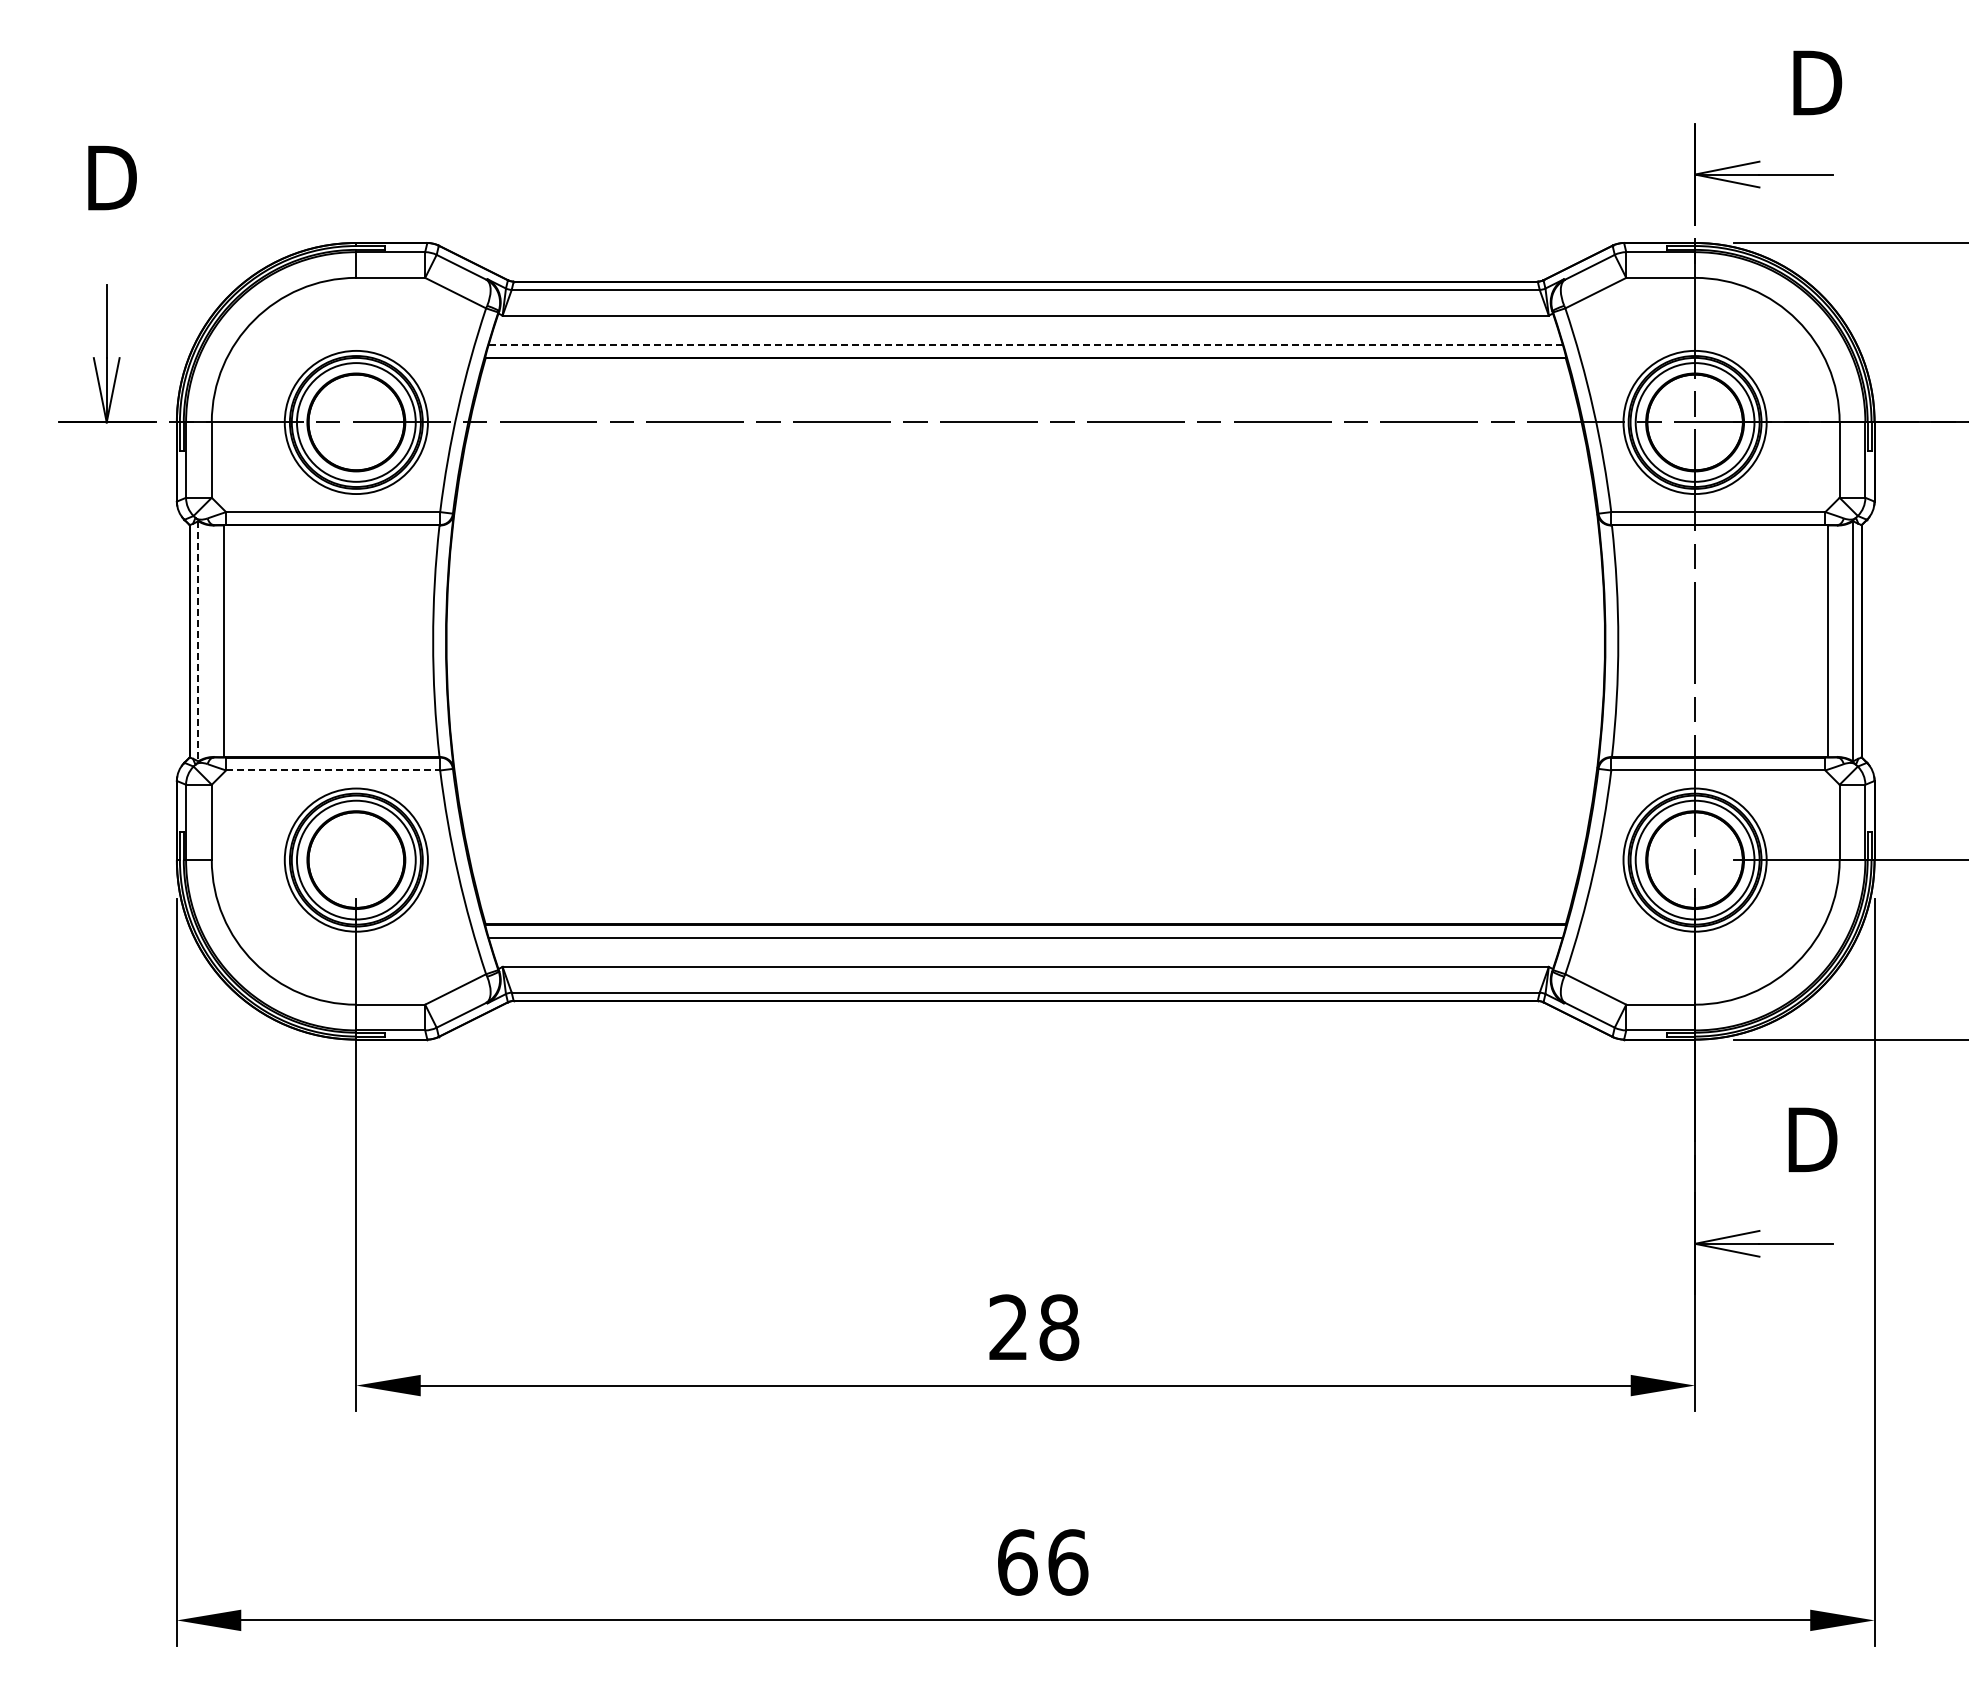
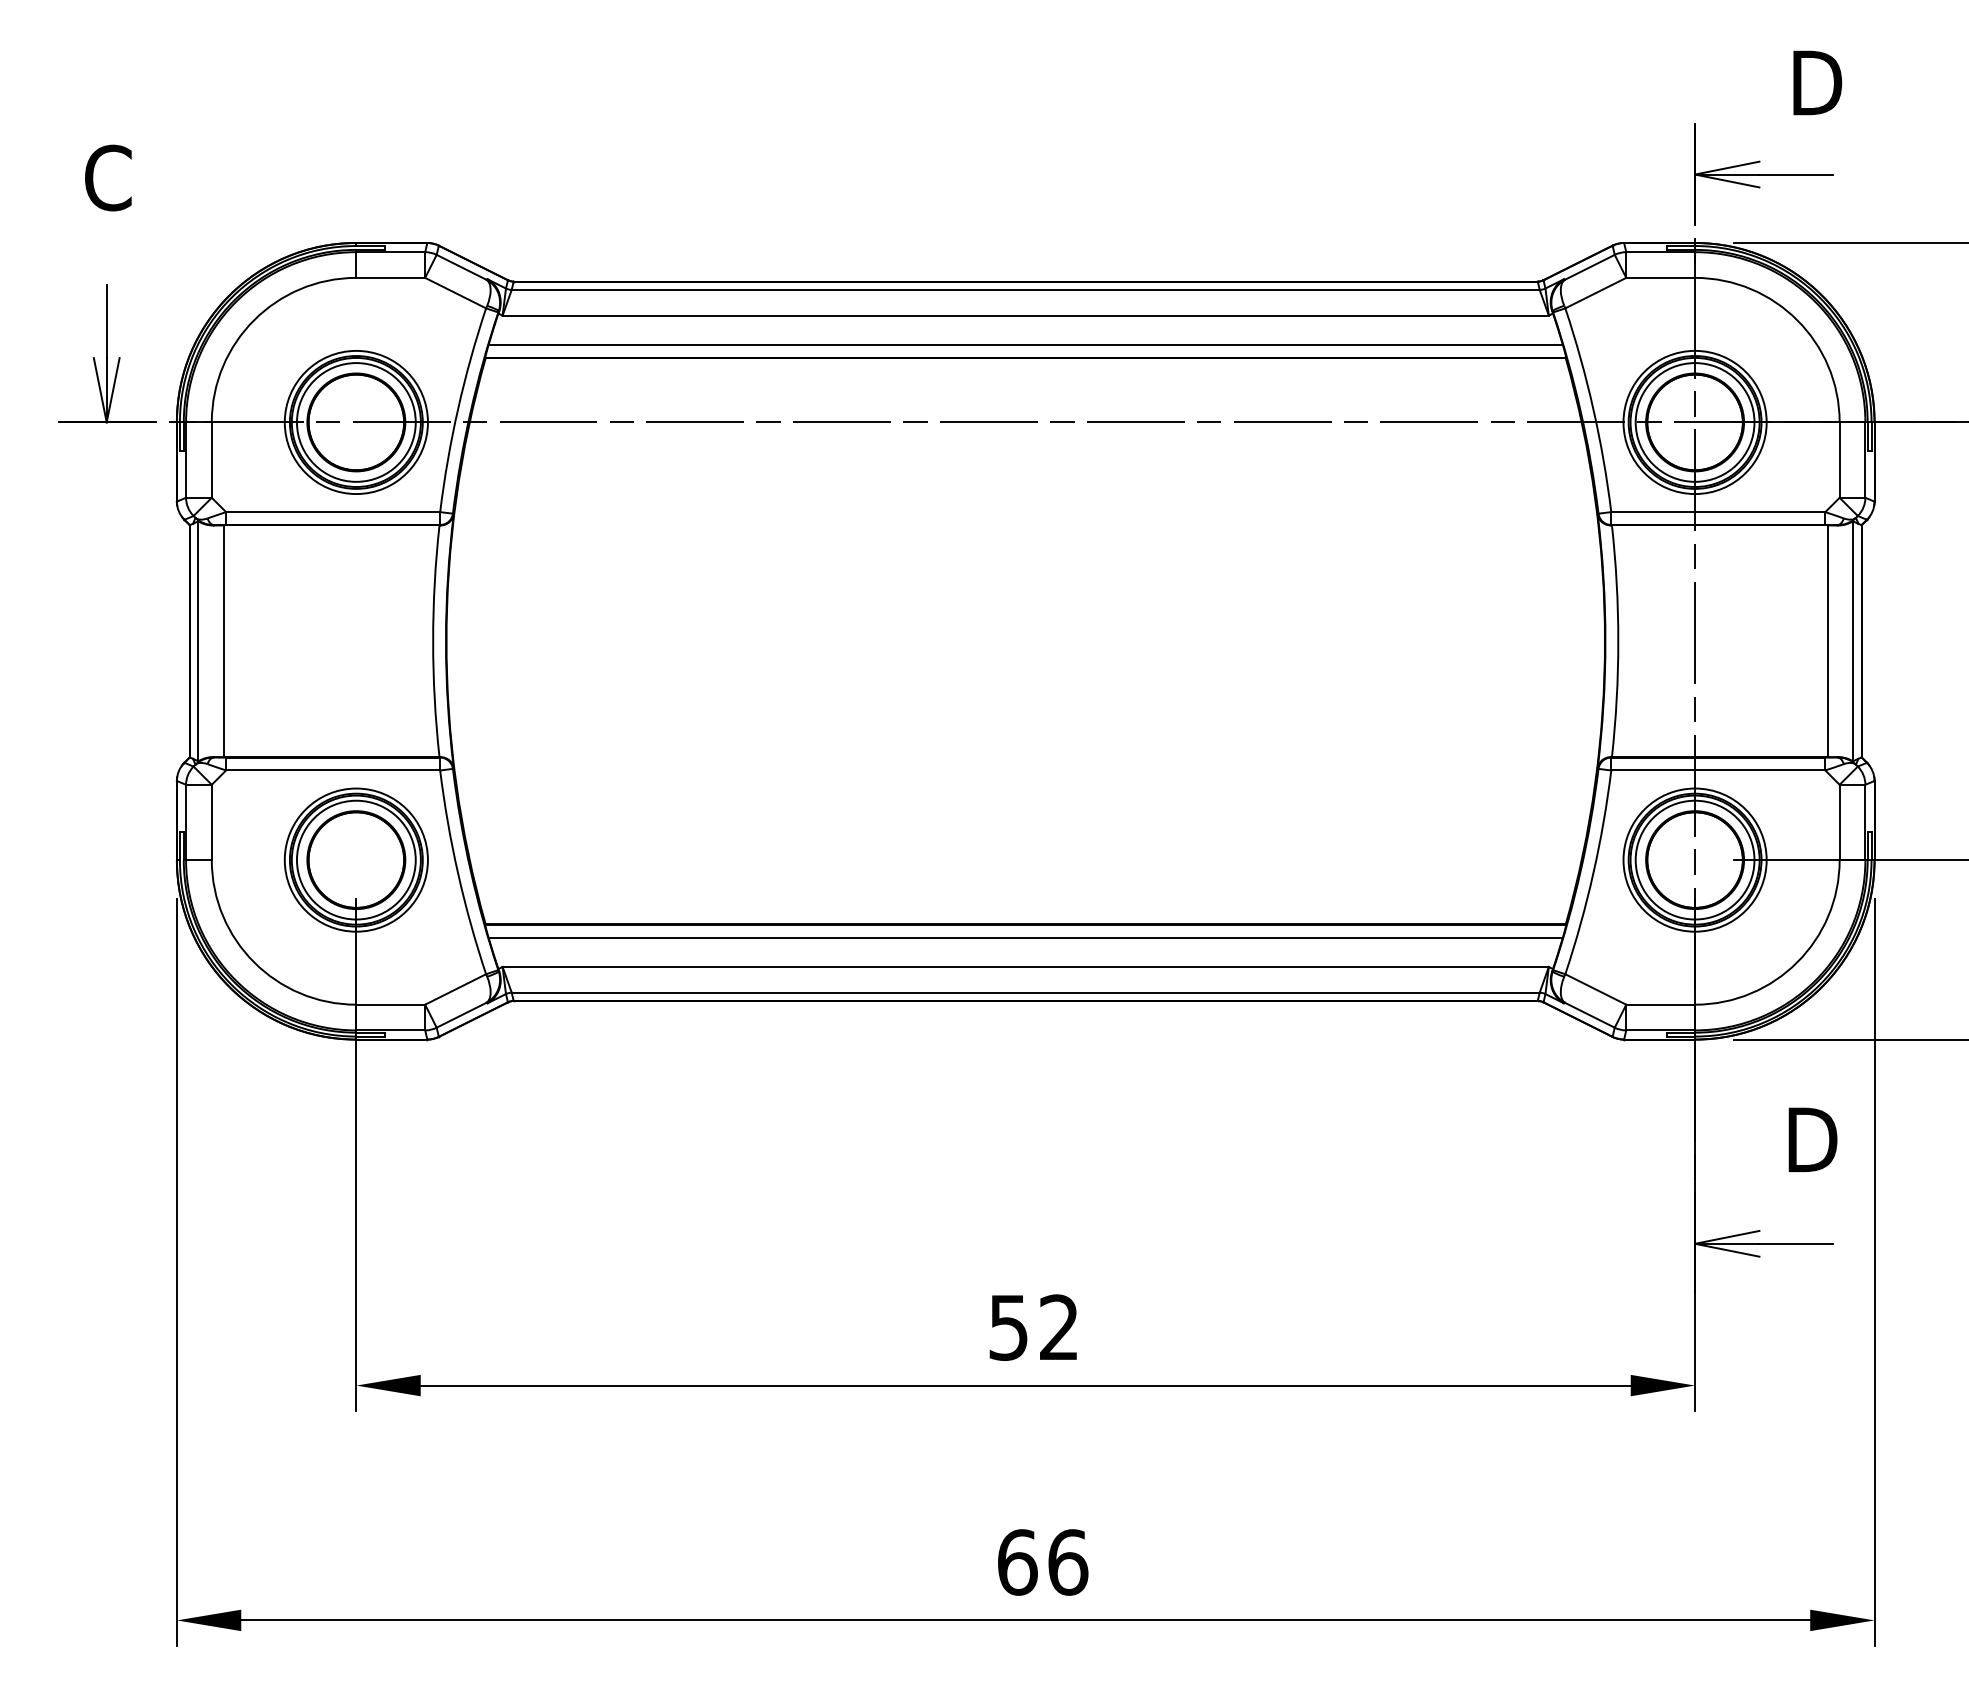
text: D -> C (110, 177)
line: dashed -> solid (1025, 344)
line: dashed -> solid (198, 641)
line: dashed -> solid (333, 770)
text: 28 -> 52 (1034, 1327)
